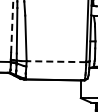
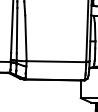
line: dashed -> solid (12, 26)
line: dashed -> solid (56, 61)
